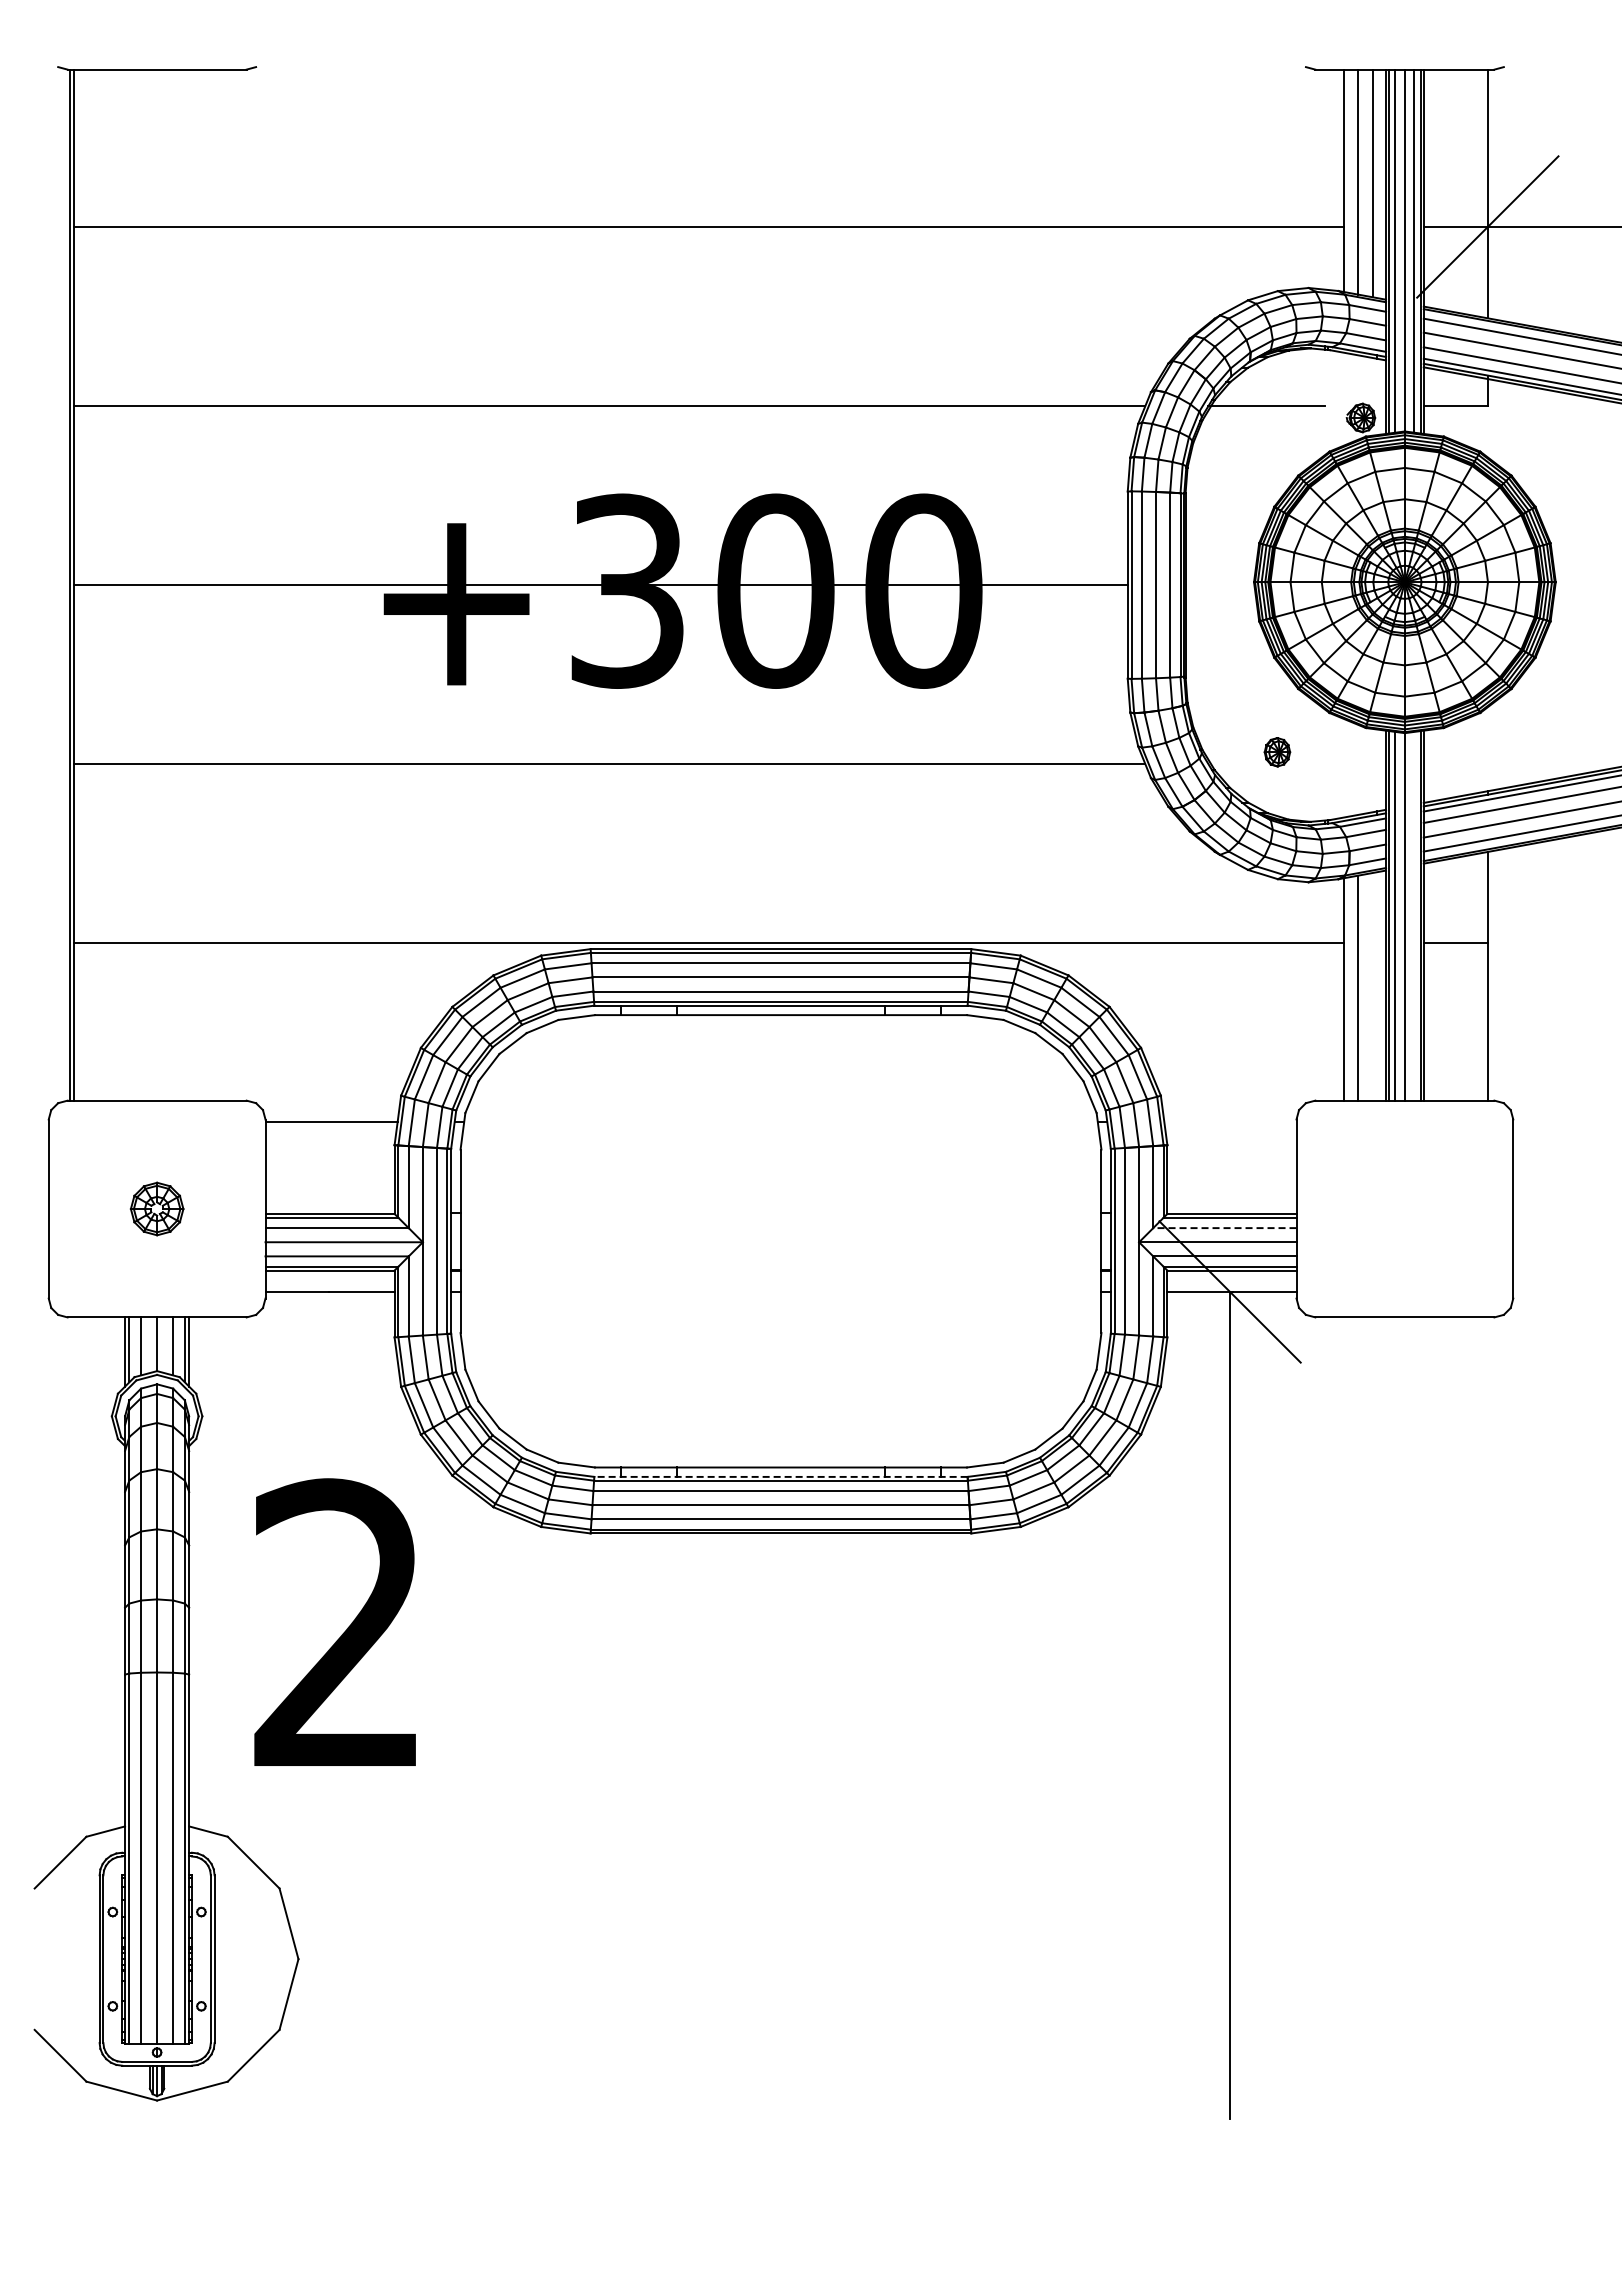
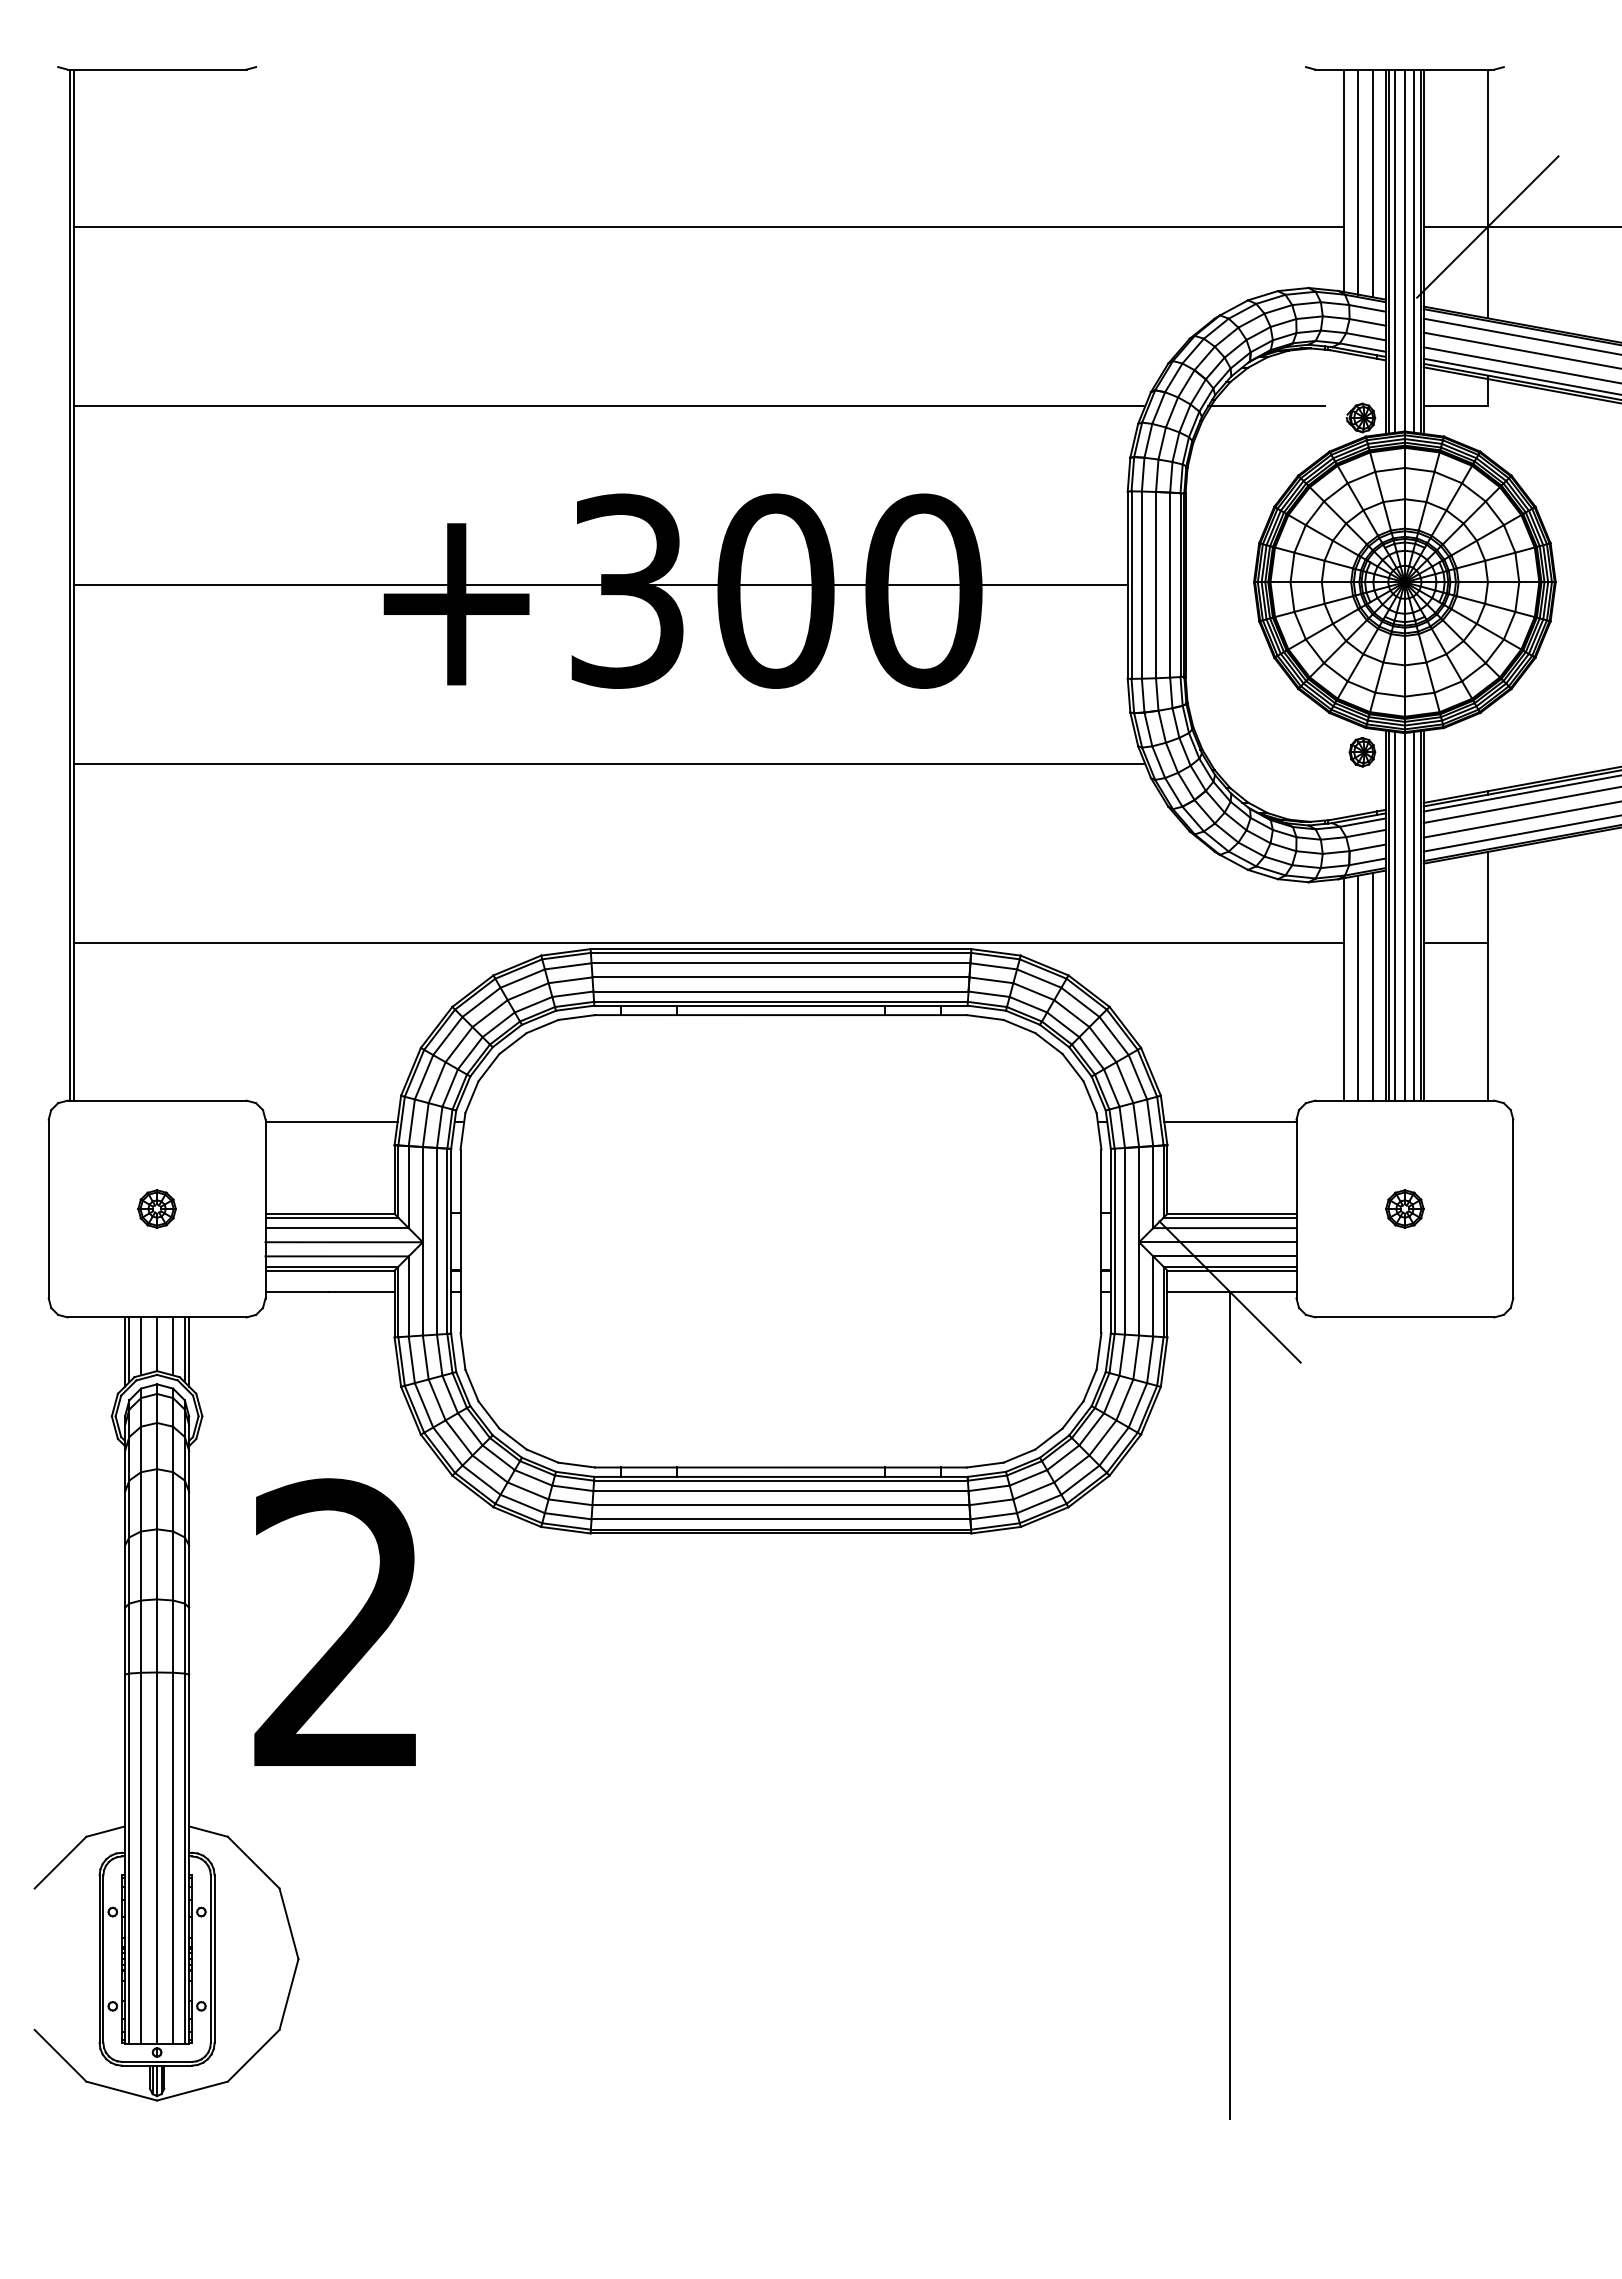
part position: (1277, 752) -> (1362, 752) (1362, 752)
line: none -> present (1414, 915)
line: none -> present (1372, 986)
line: none -> present (1230, 1122)
part size: 56x56 px -> 40x40 px (156, 1208)
part: none -> present (1404, 1208)
line: dashed -> solid (1224, 1228)
line: dashed -> solid (780, 1476)
